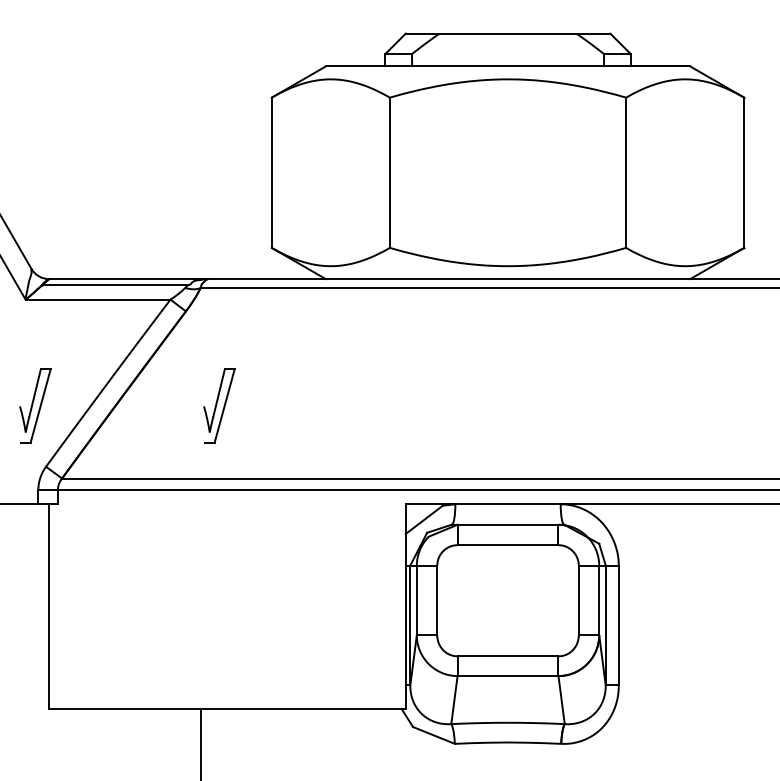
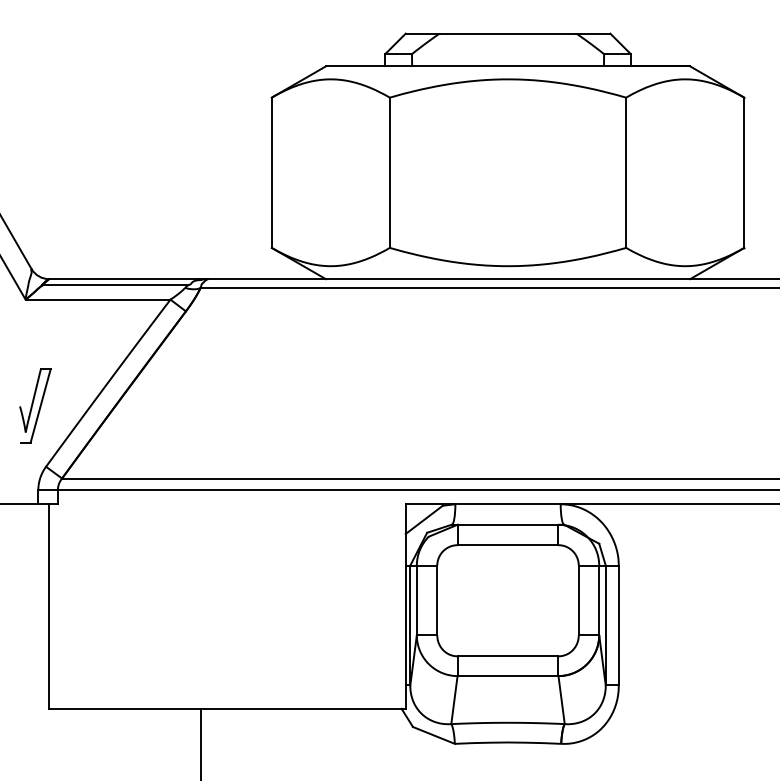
part: present -> none (219, 405)
